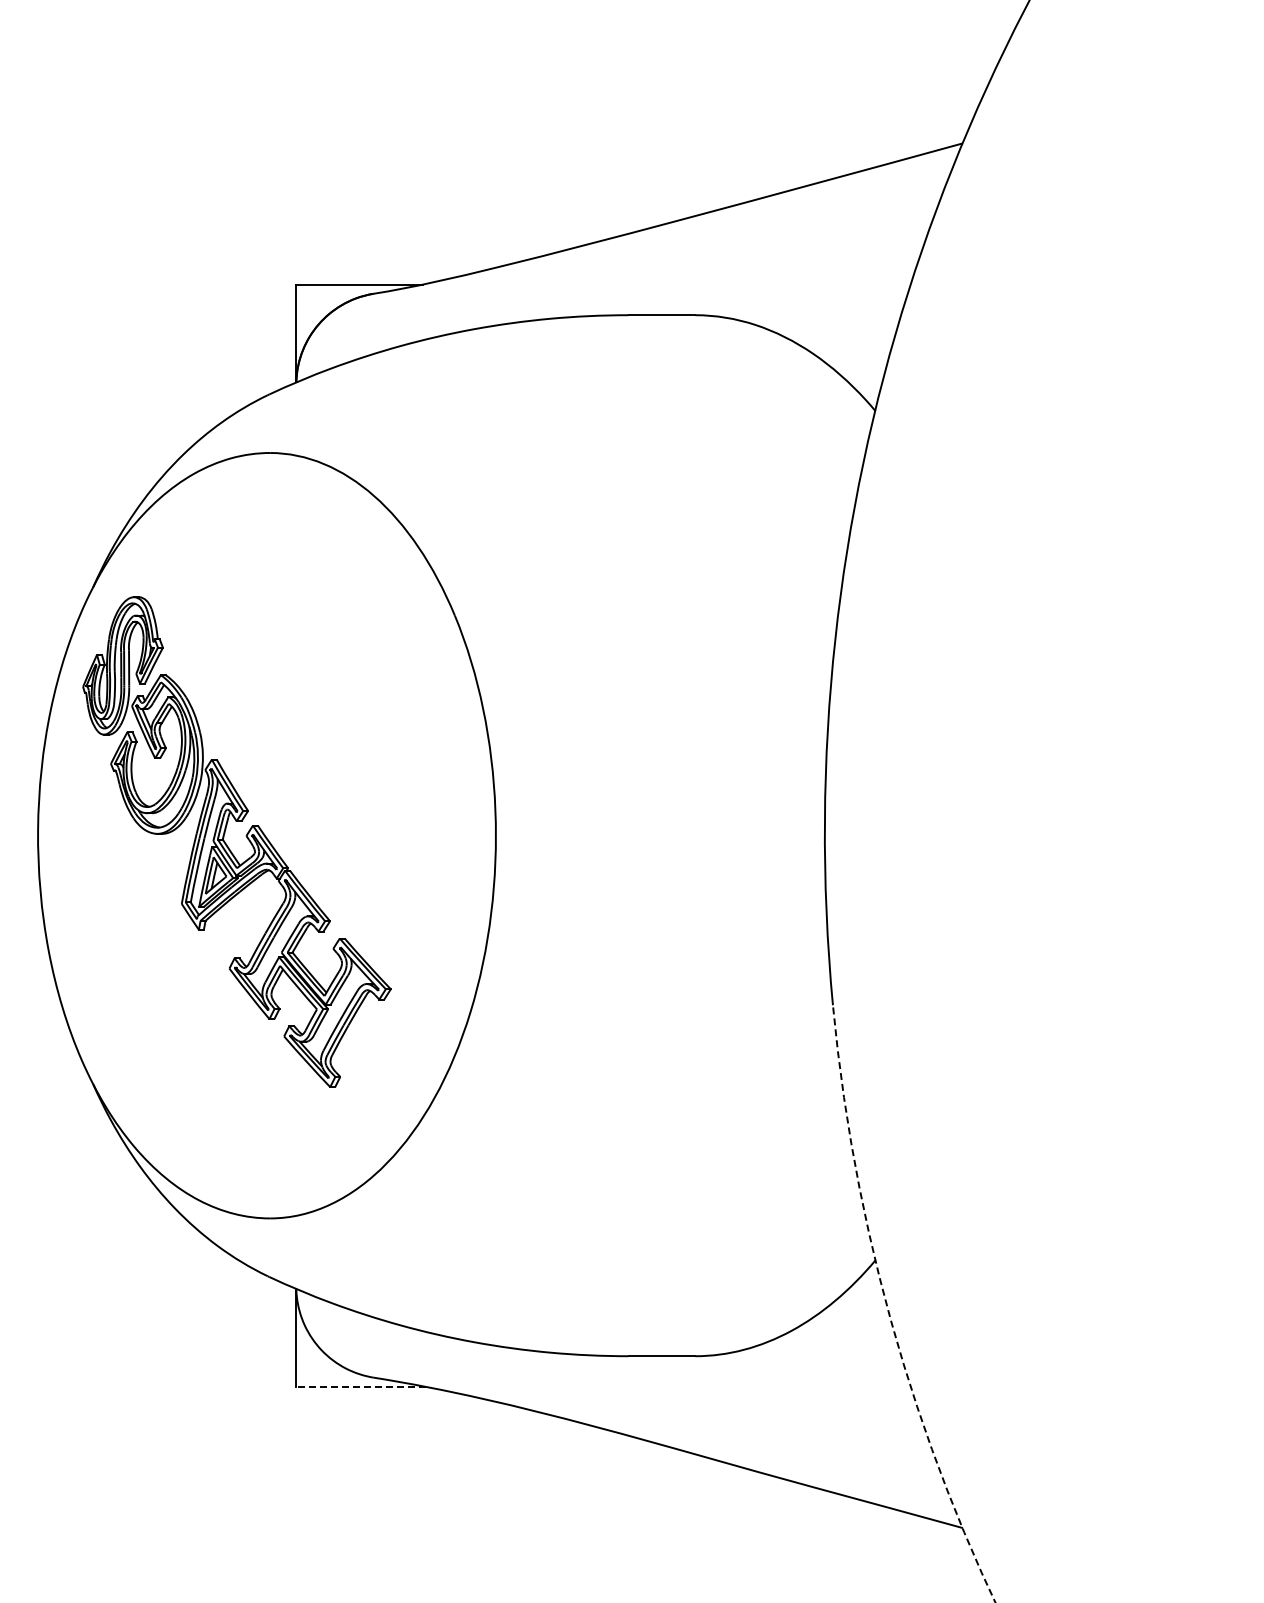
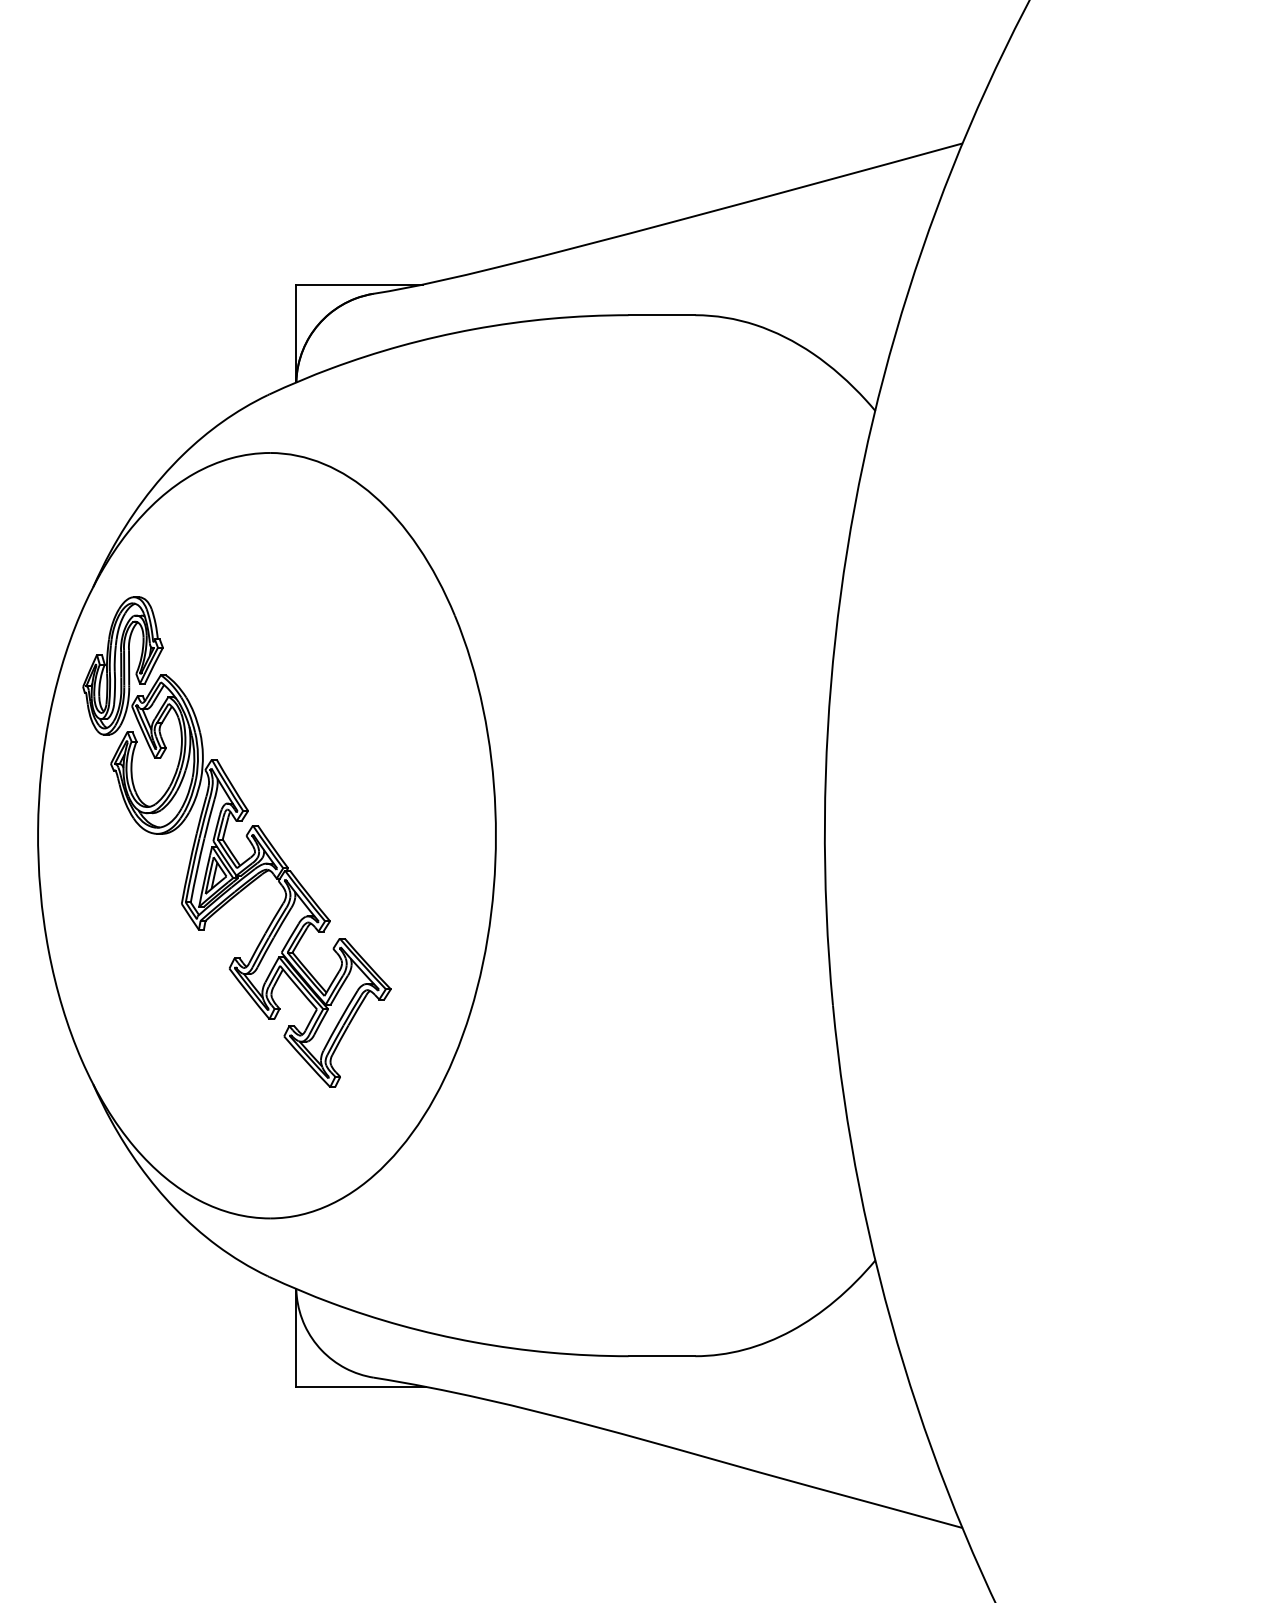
arc: dashed -> solid (888, 1311)
line: dashed -> solid (361, 1386)
